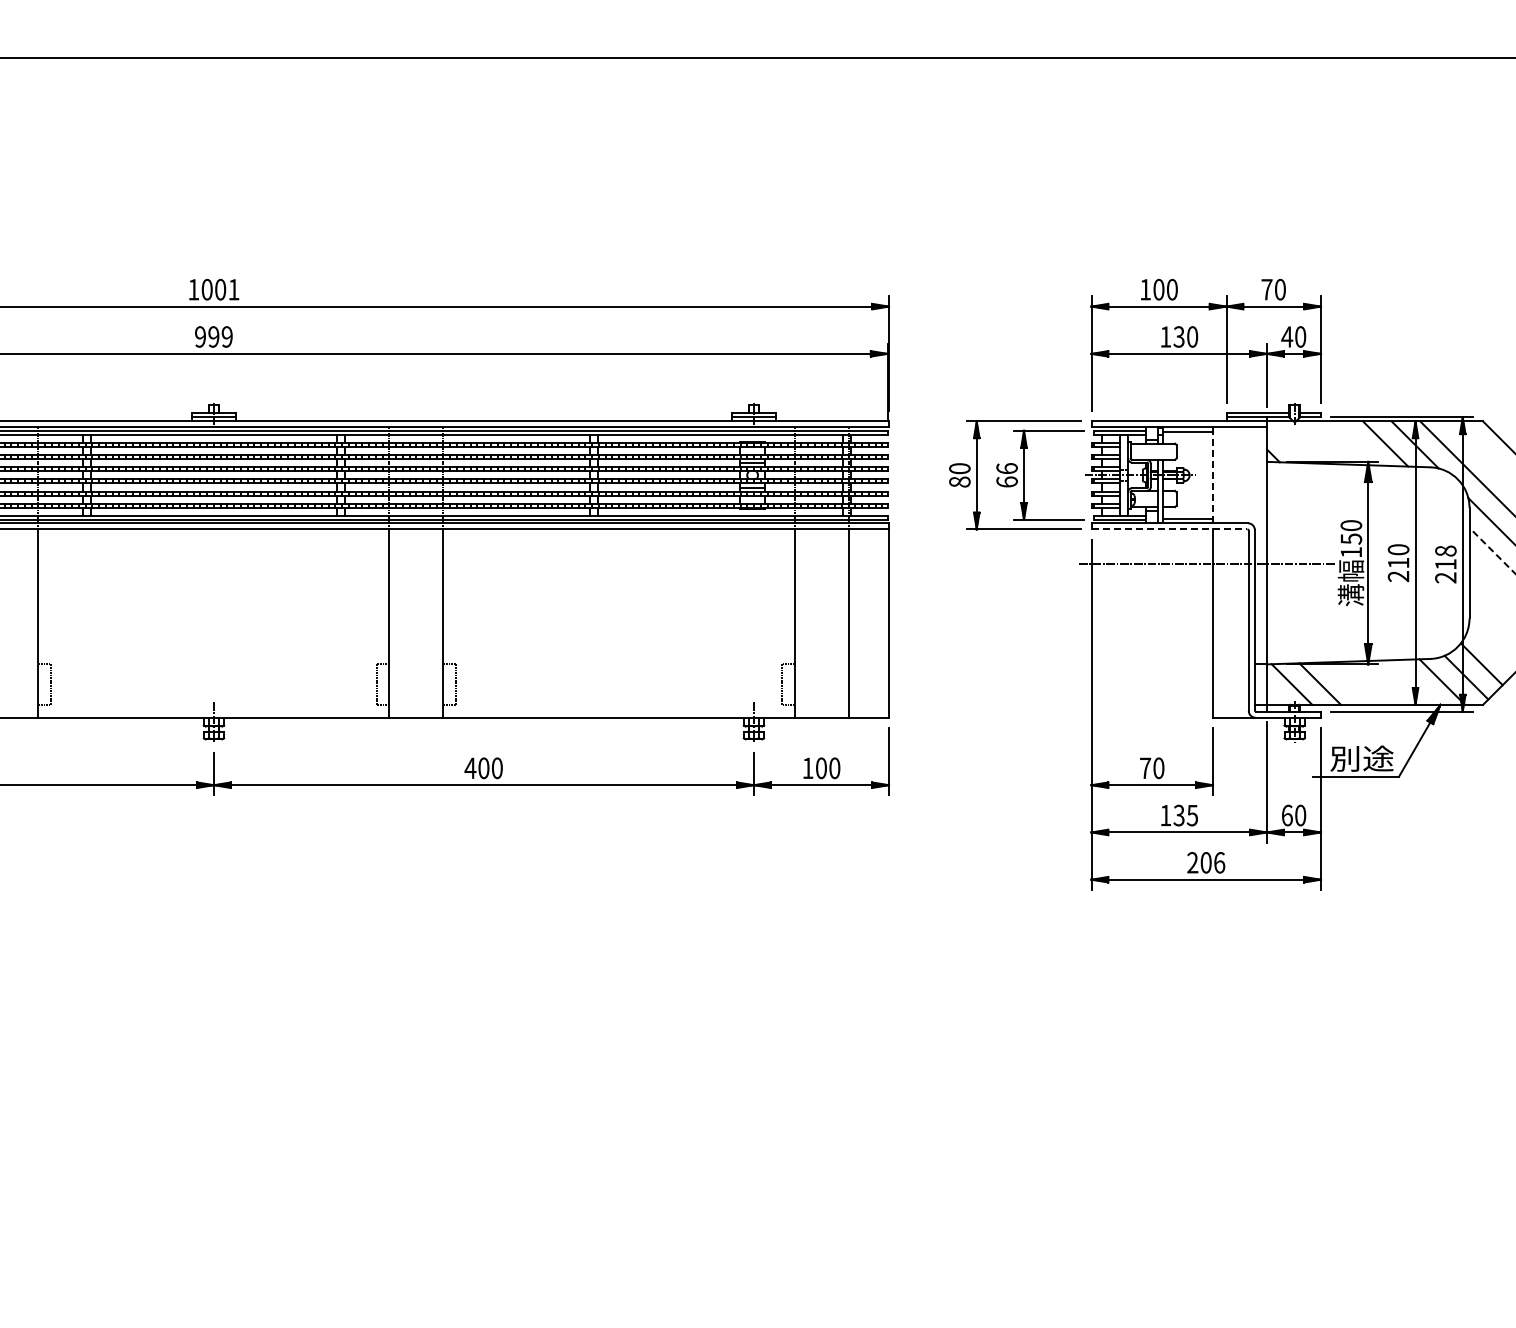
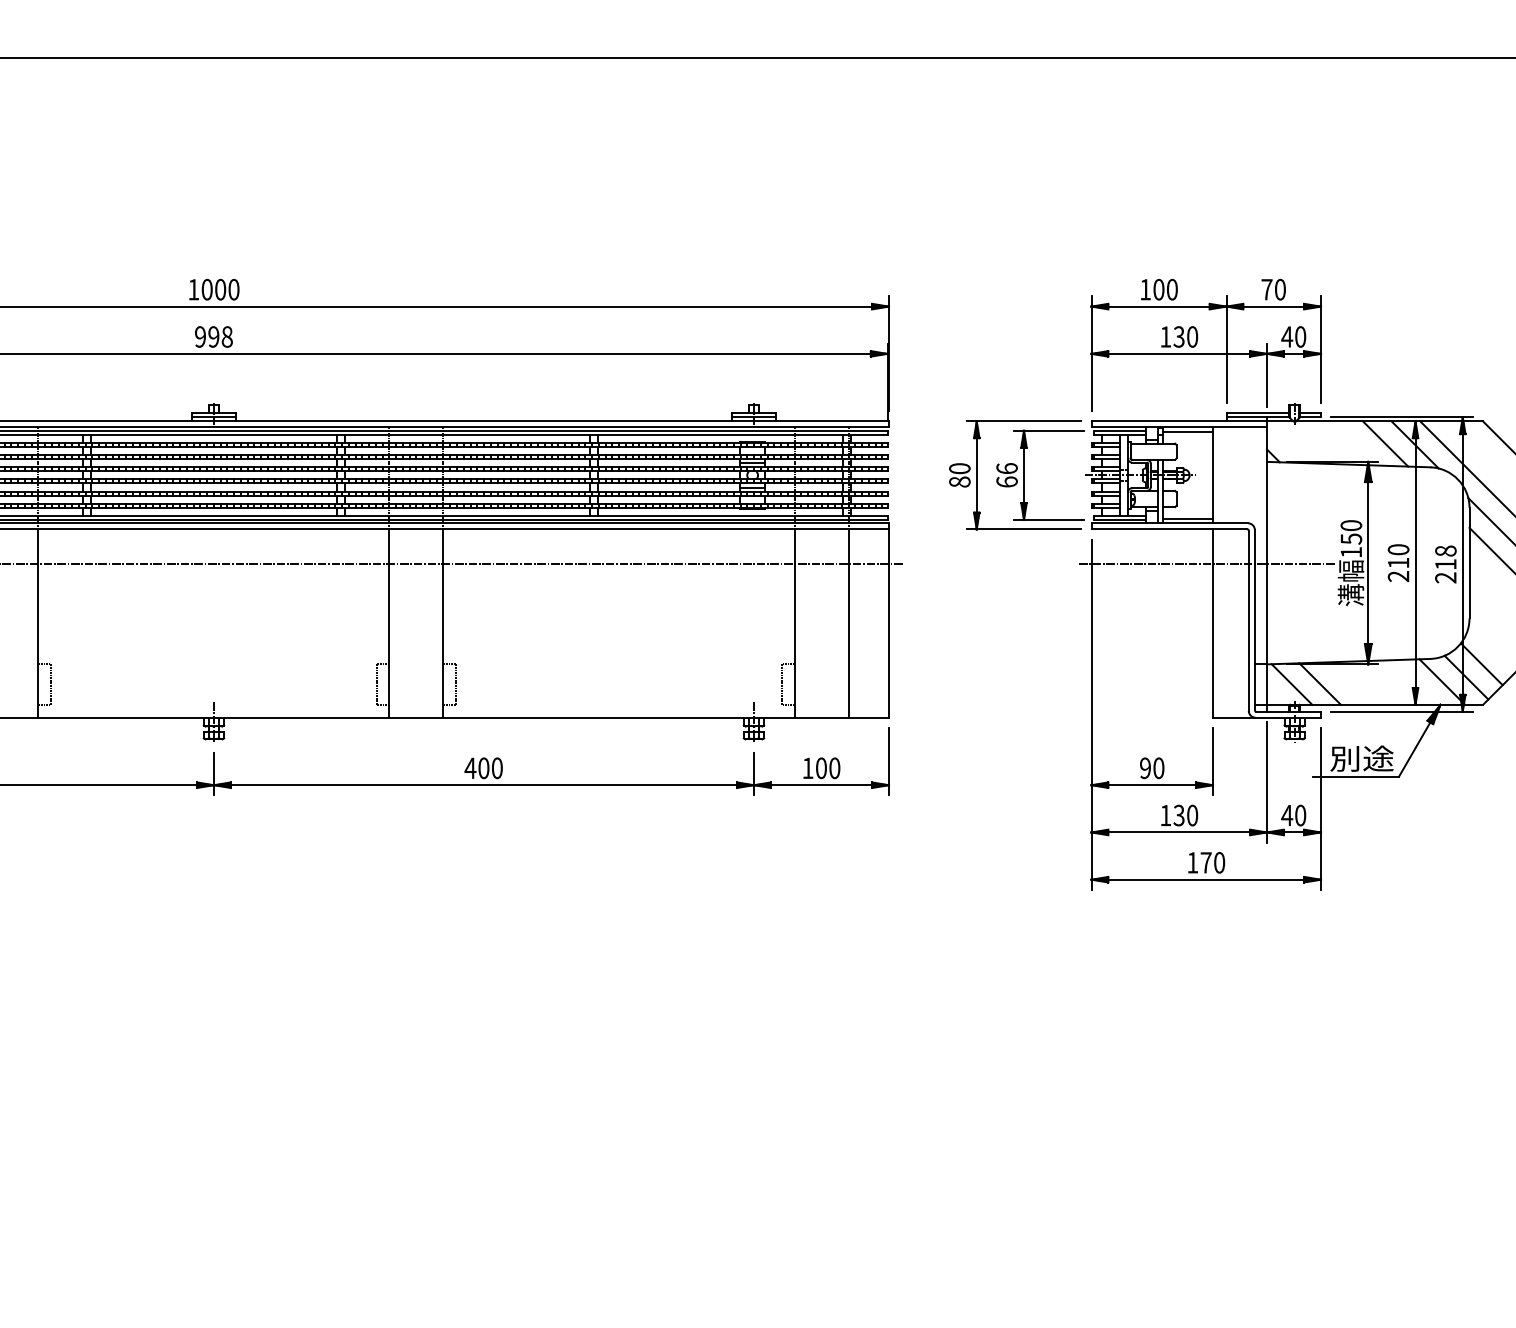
text: 1001 -> 1000 (233, 289)
text: 999 -> 998 (226, 336)
line: dashed -> solid (1213, 475)
line: dashed -> solid (1169, 529)
line: dashed -> solid (1492, 550)
line: none -> present (452, 564)
text: 70 -> 90 (1145, 768)
text: 135 -> 130 (1192, 815)
text: 60 -> 40 (1287, 815)
text: 206 -> 170 (1206, 862)
